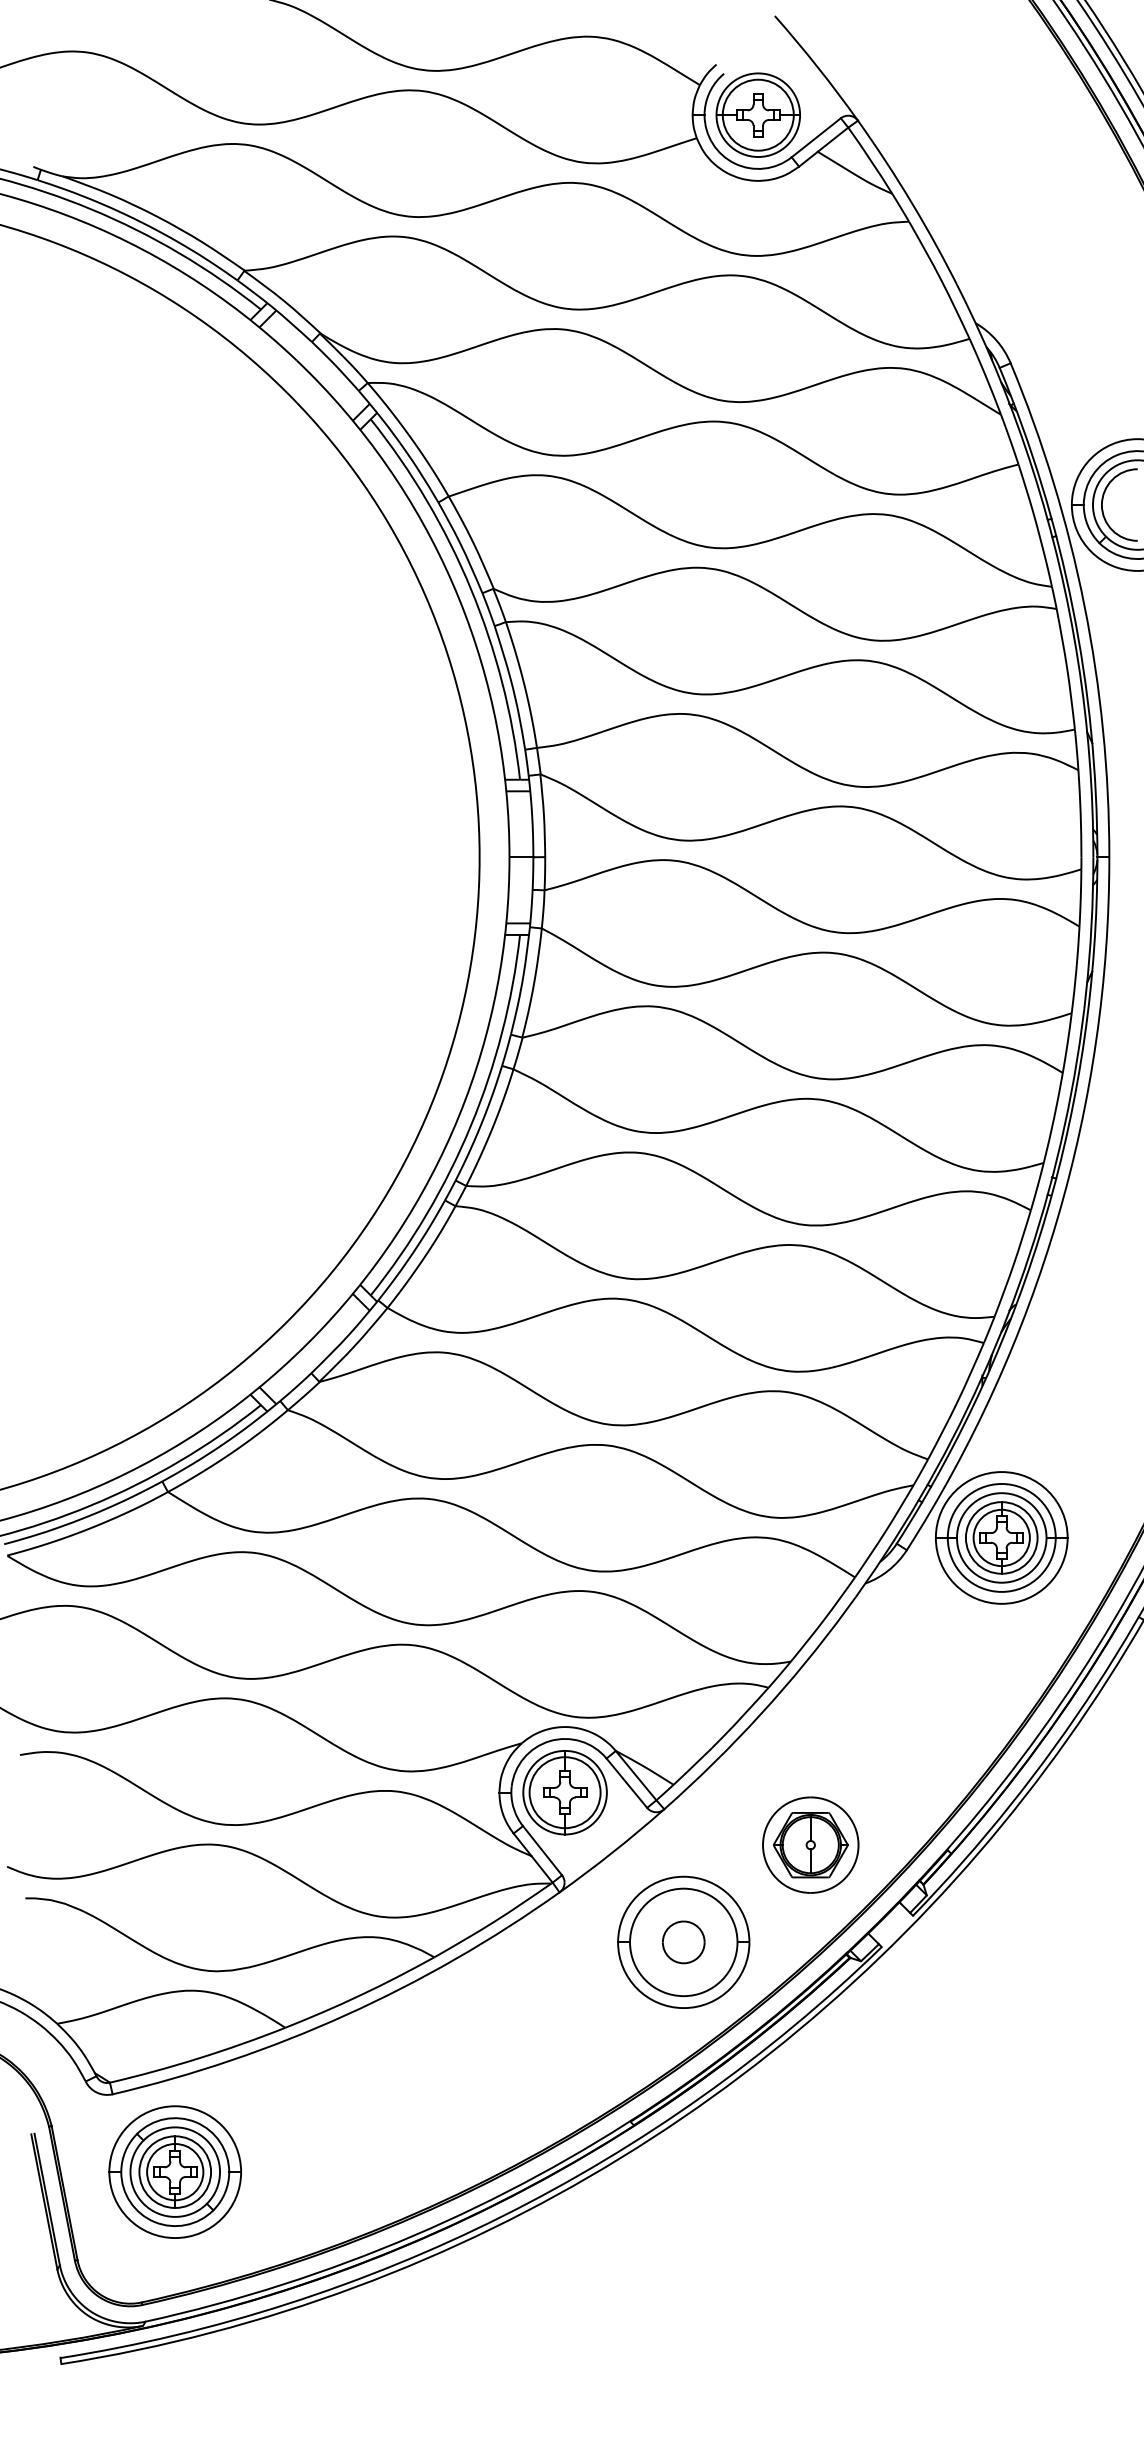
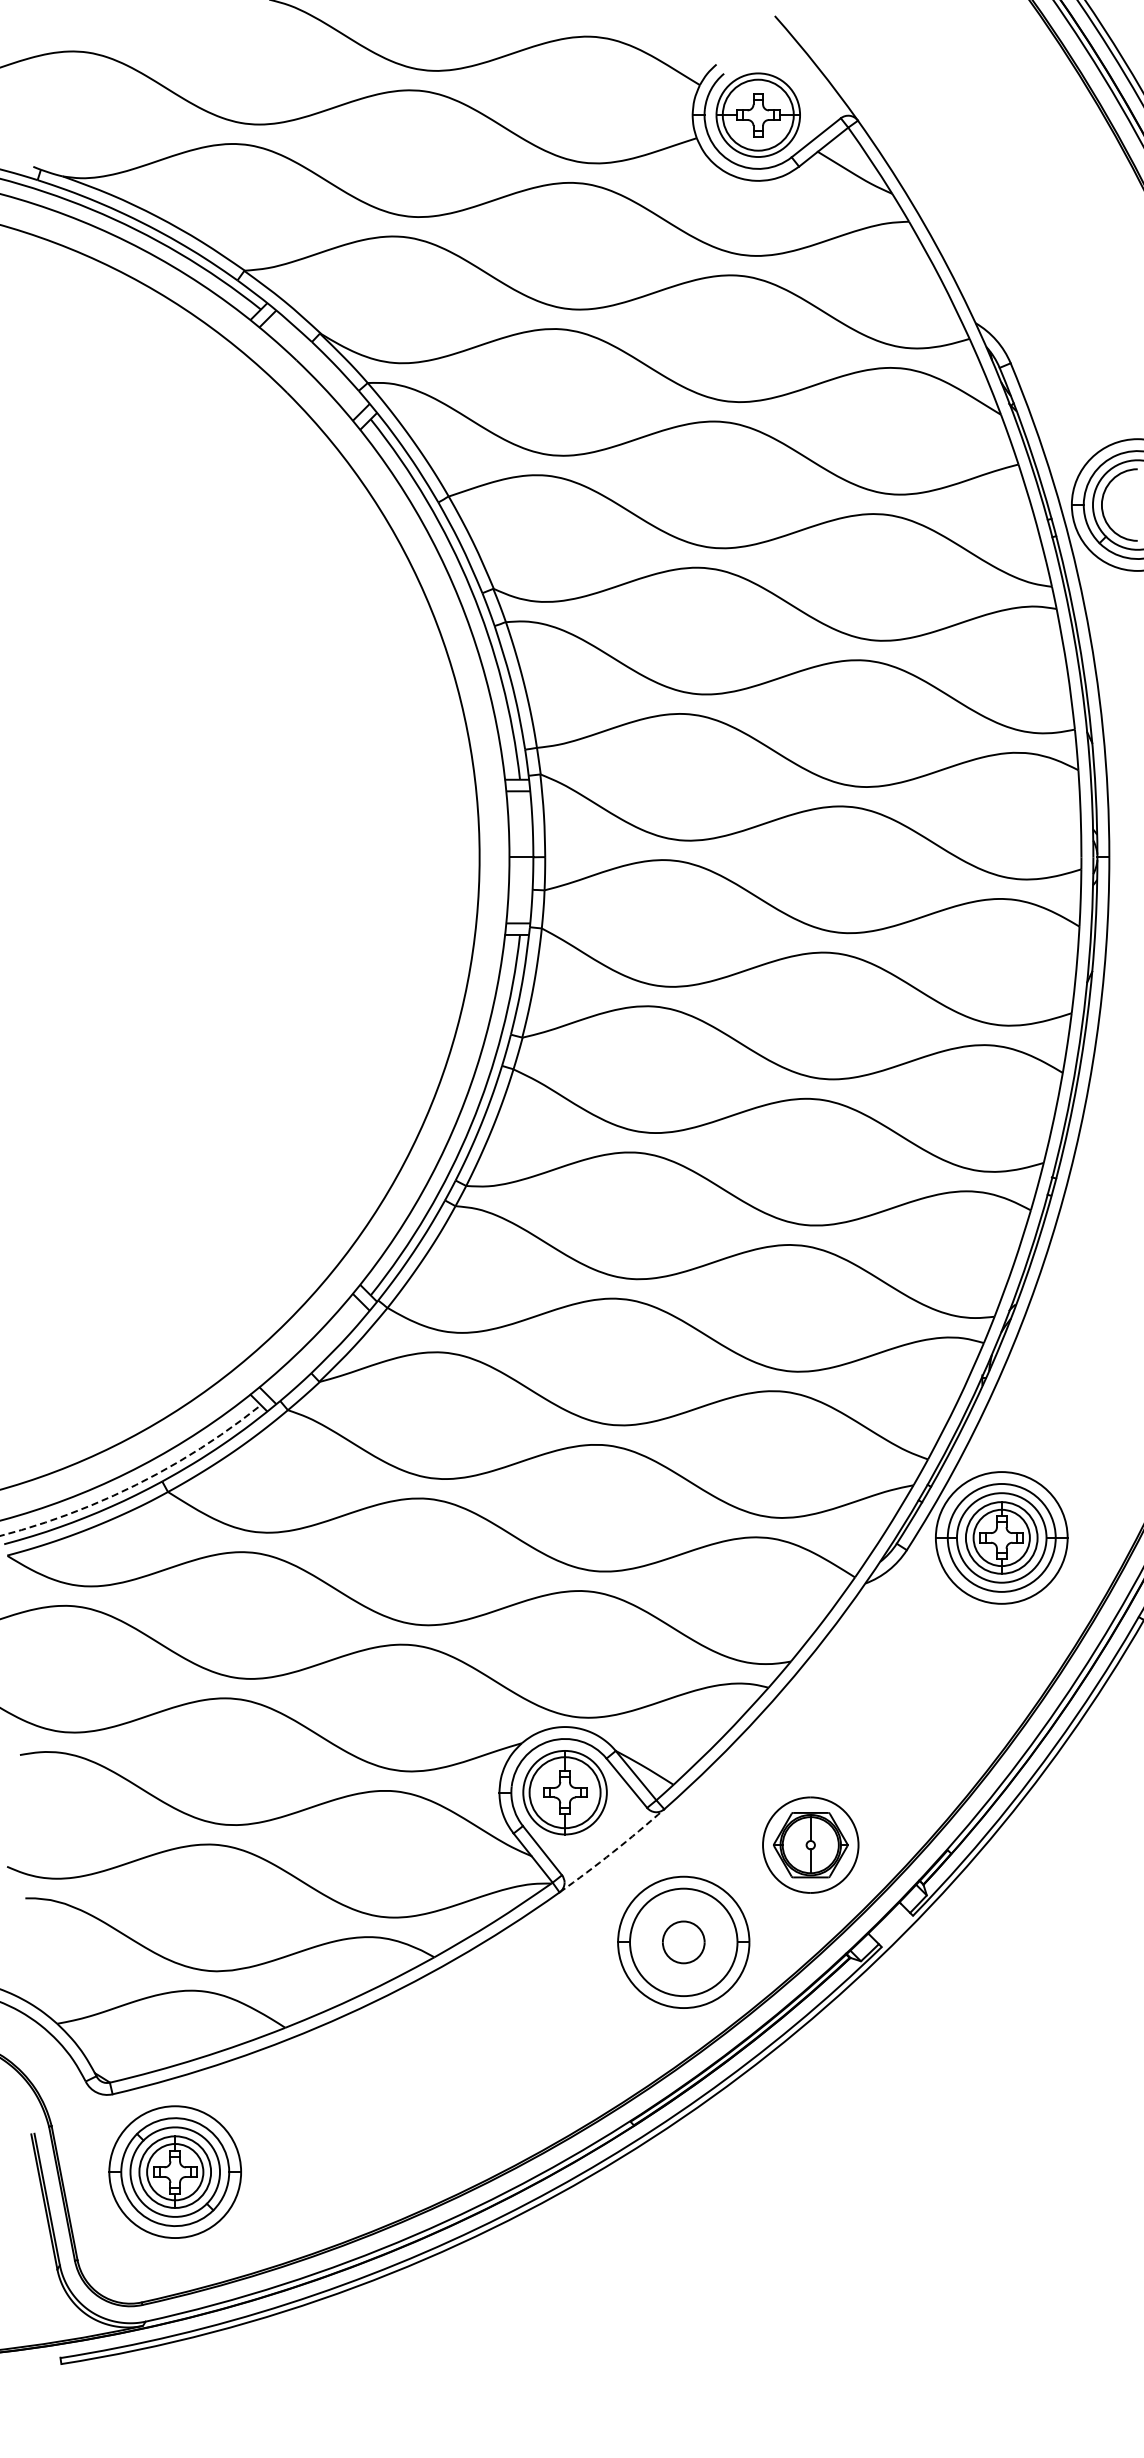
arc: solid -> dashed (137, 1484)
arc: solid -> dashed (613, 1852)
